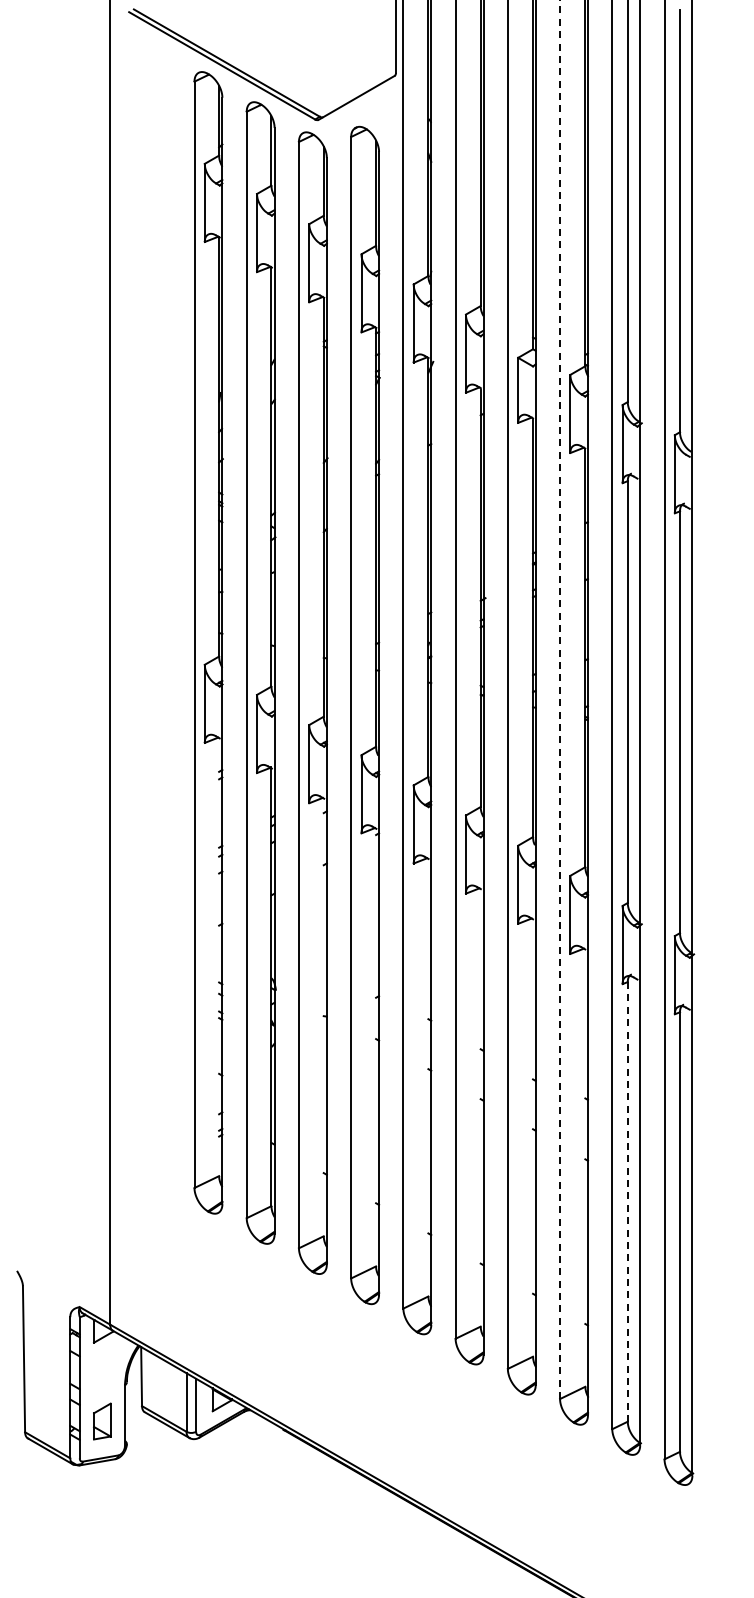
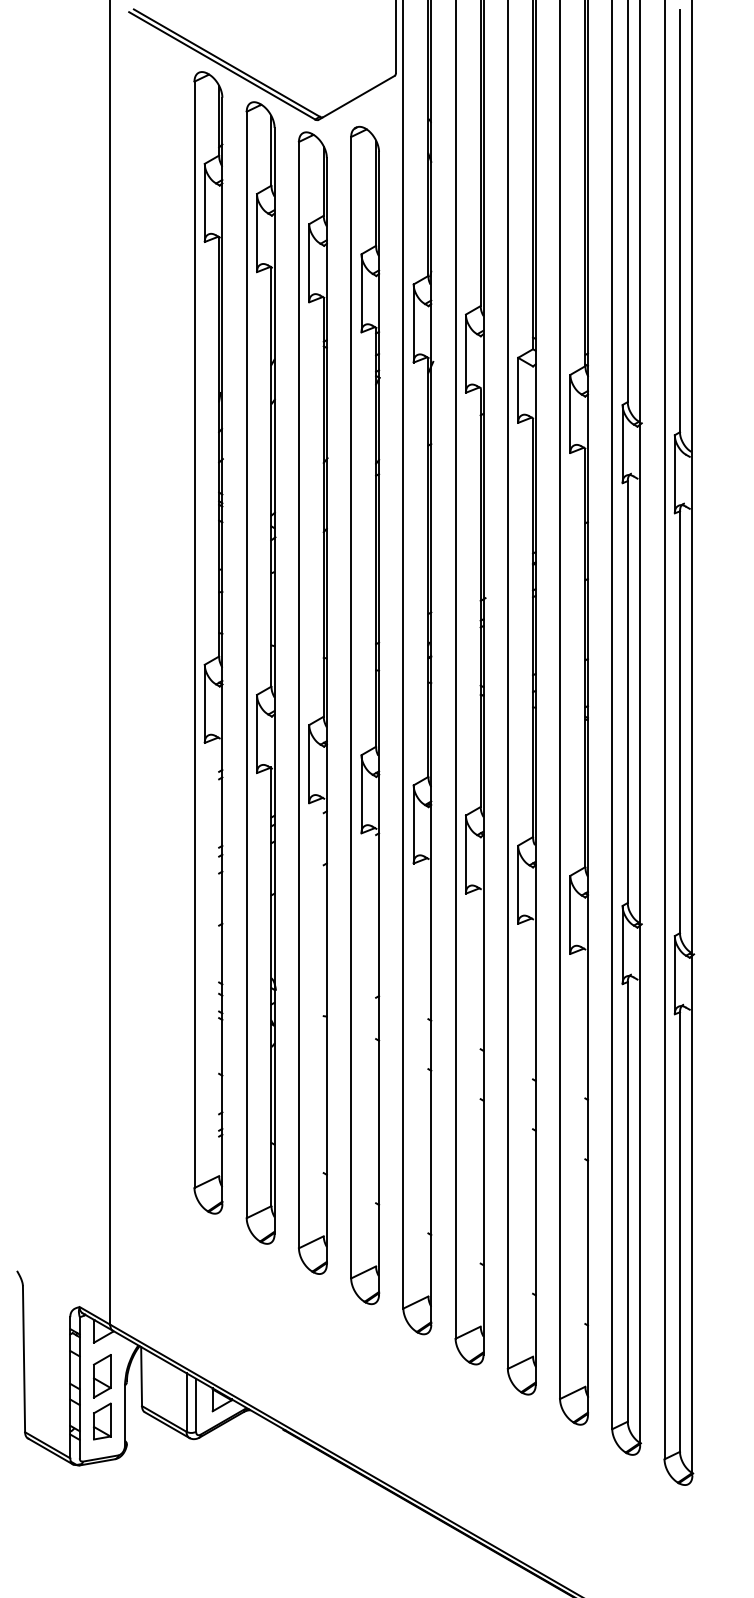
line: dashed -> solid (560, 699)
line: dashed -> solid (627, 1201)
part: none -> present (102, 1376)
